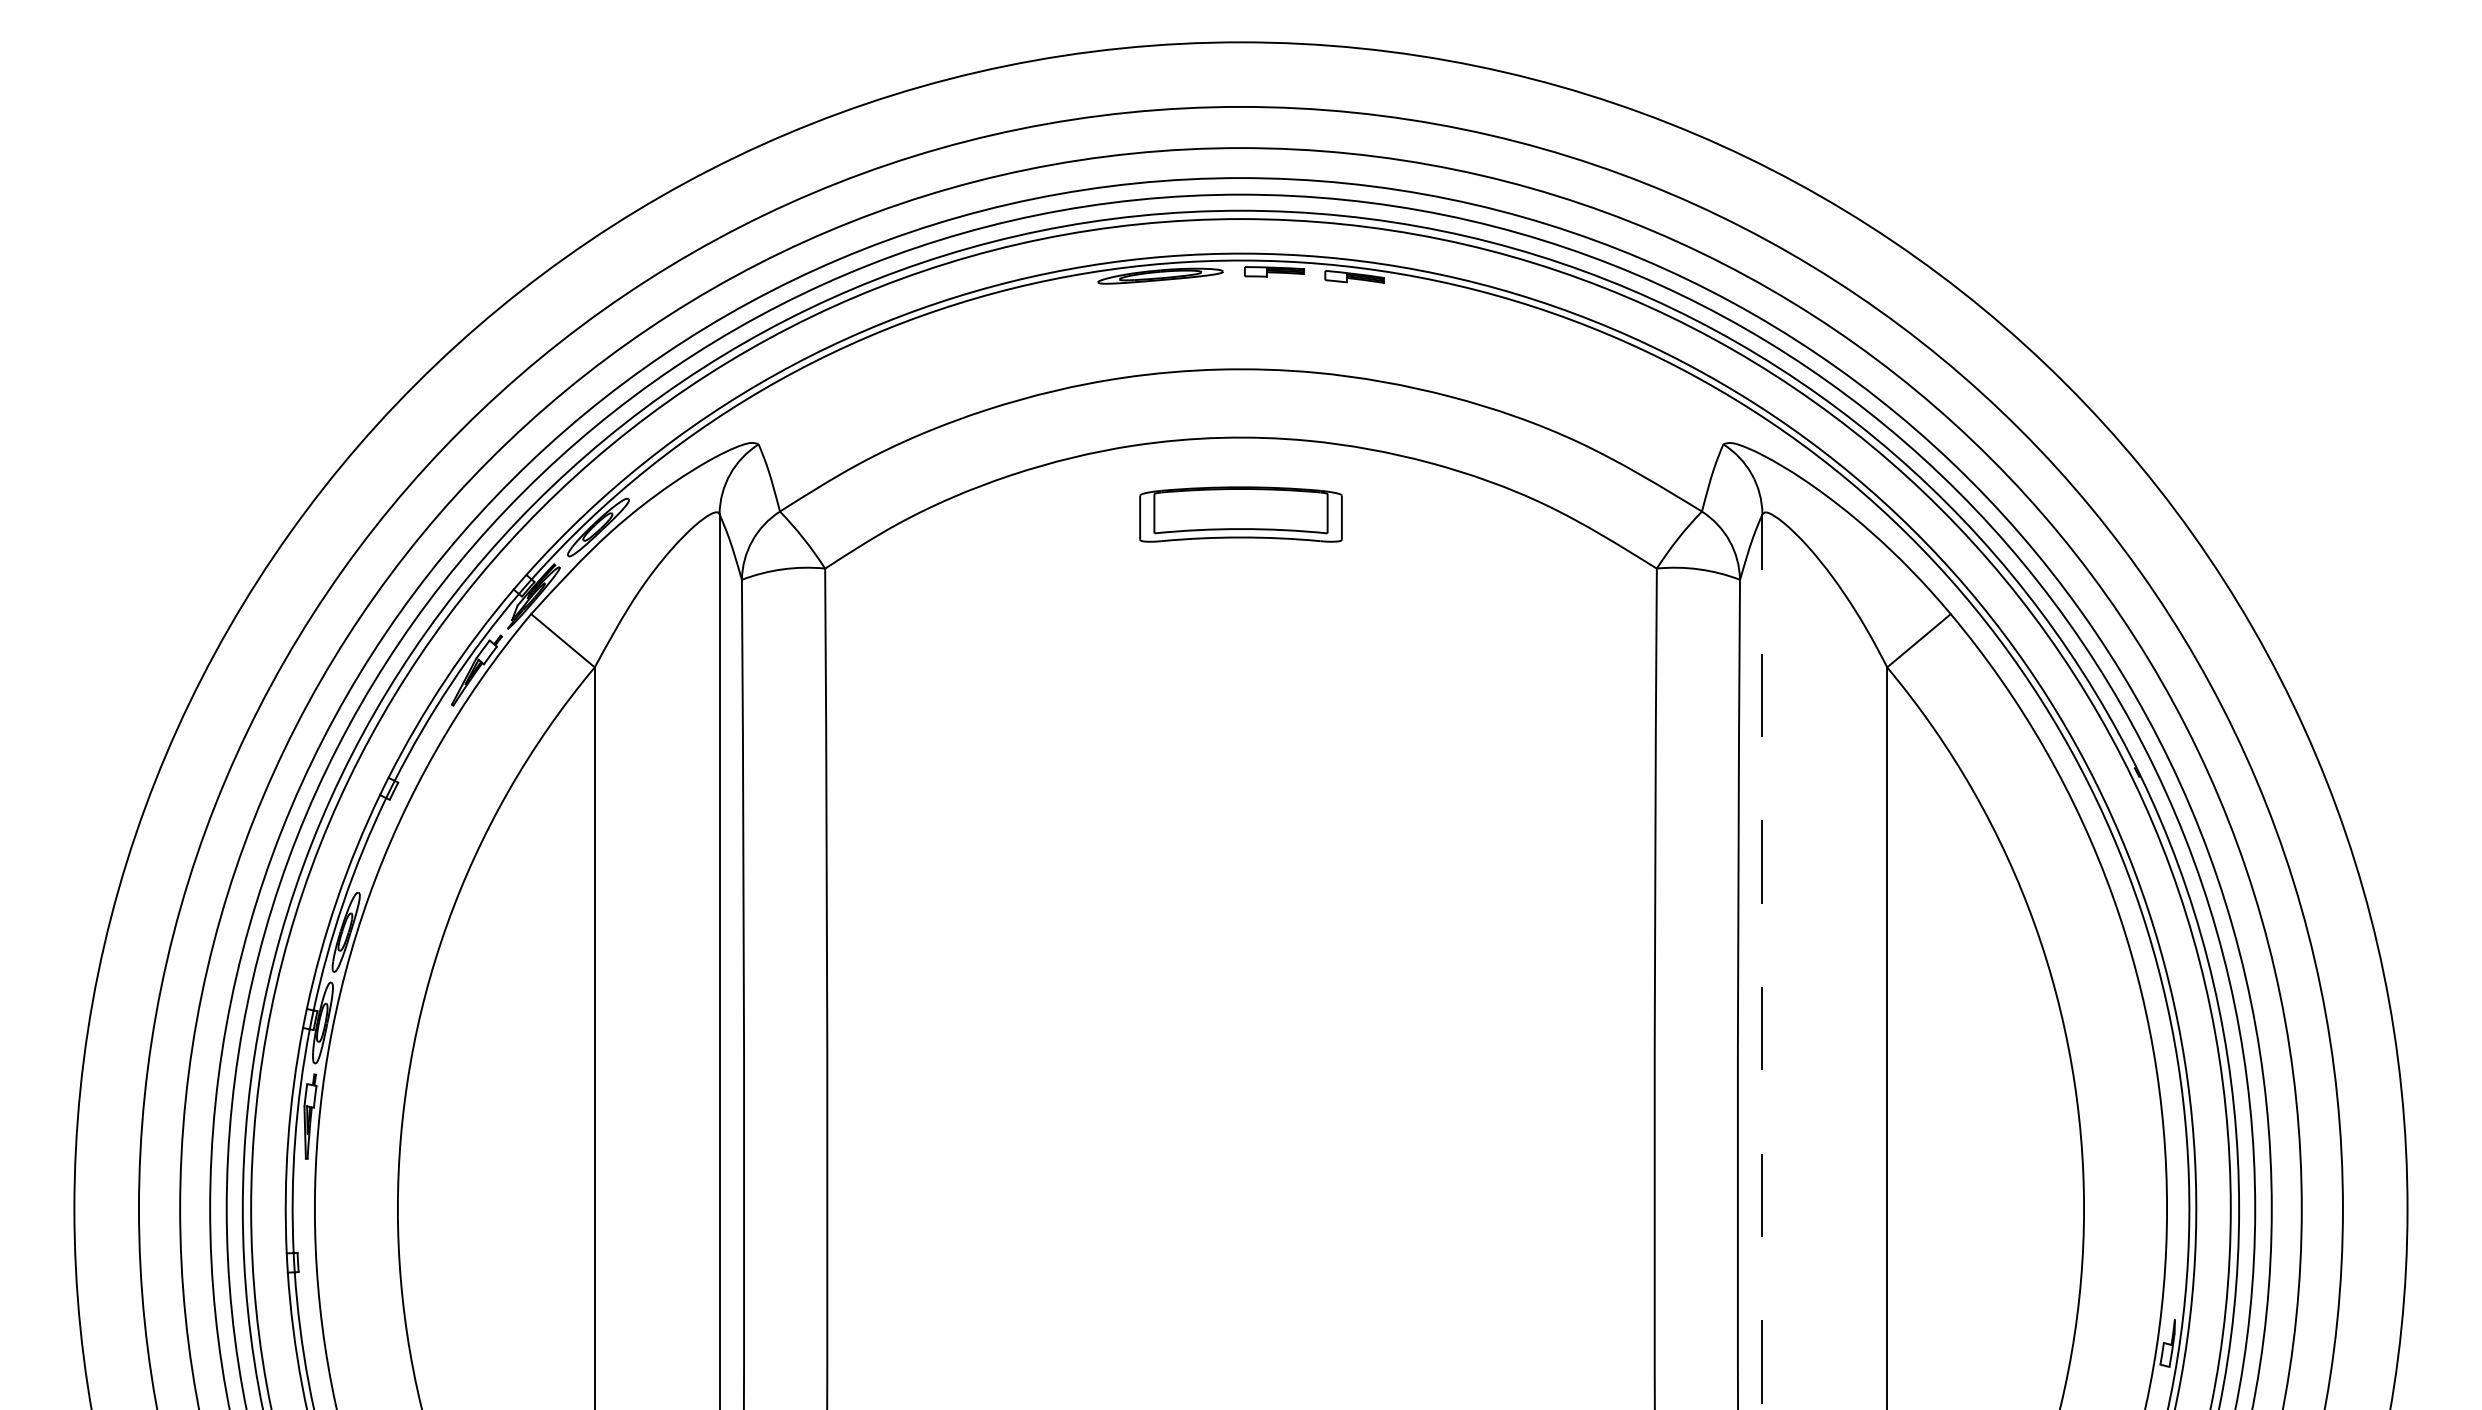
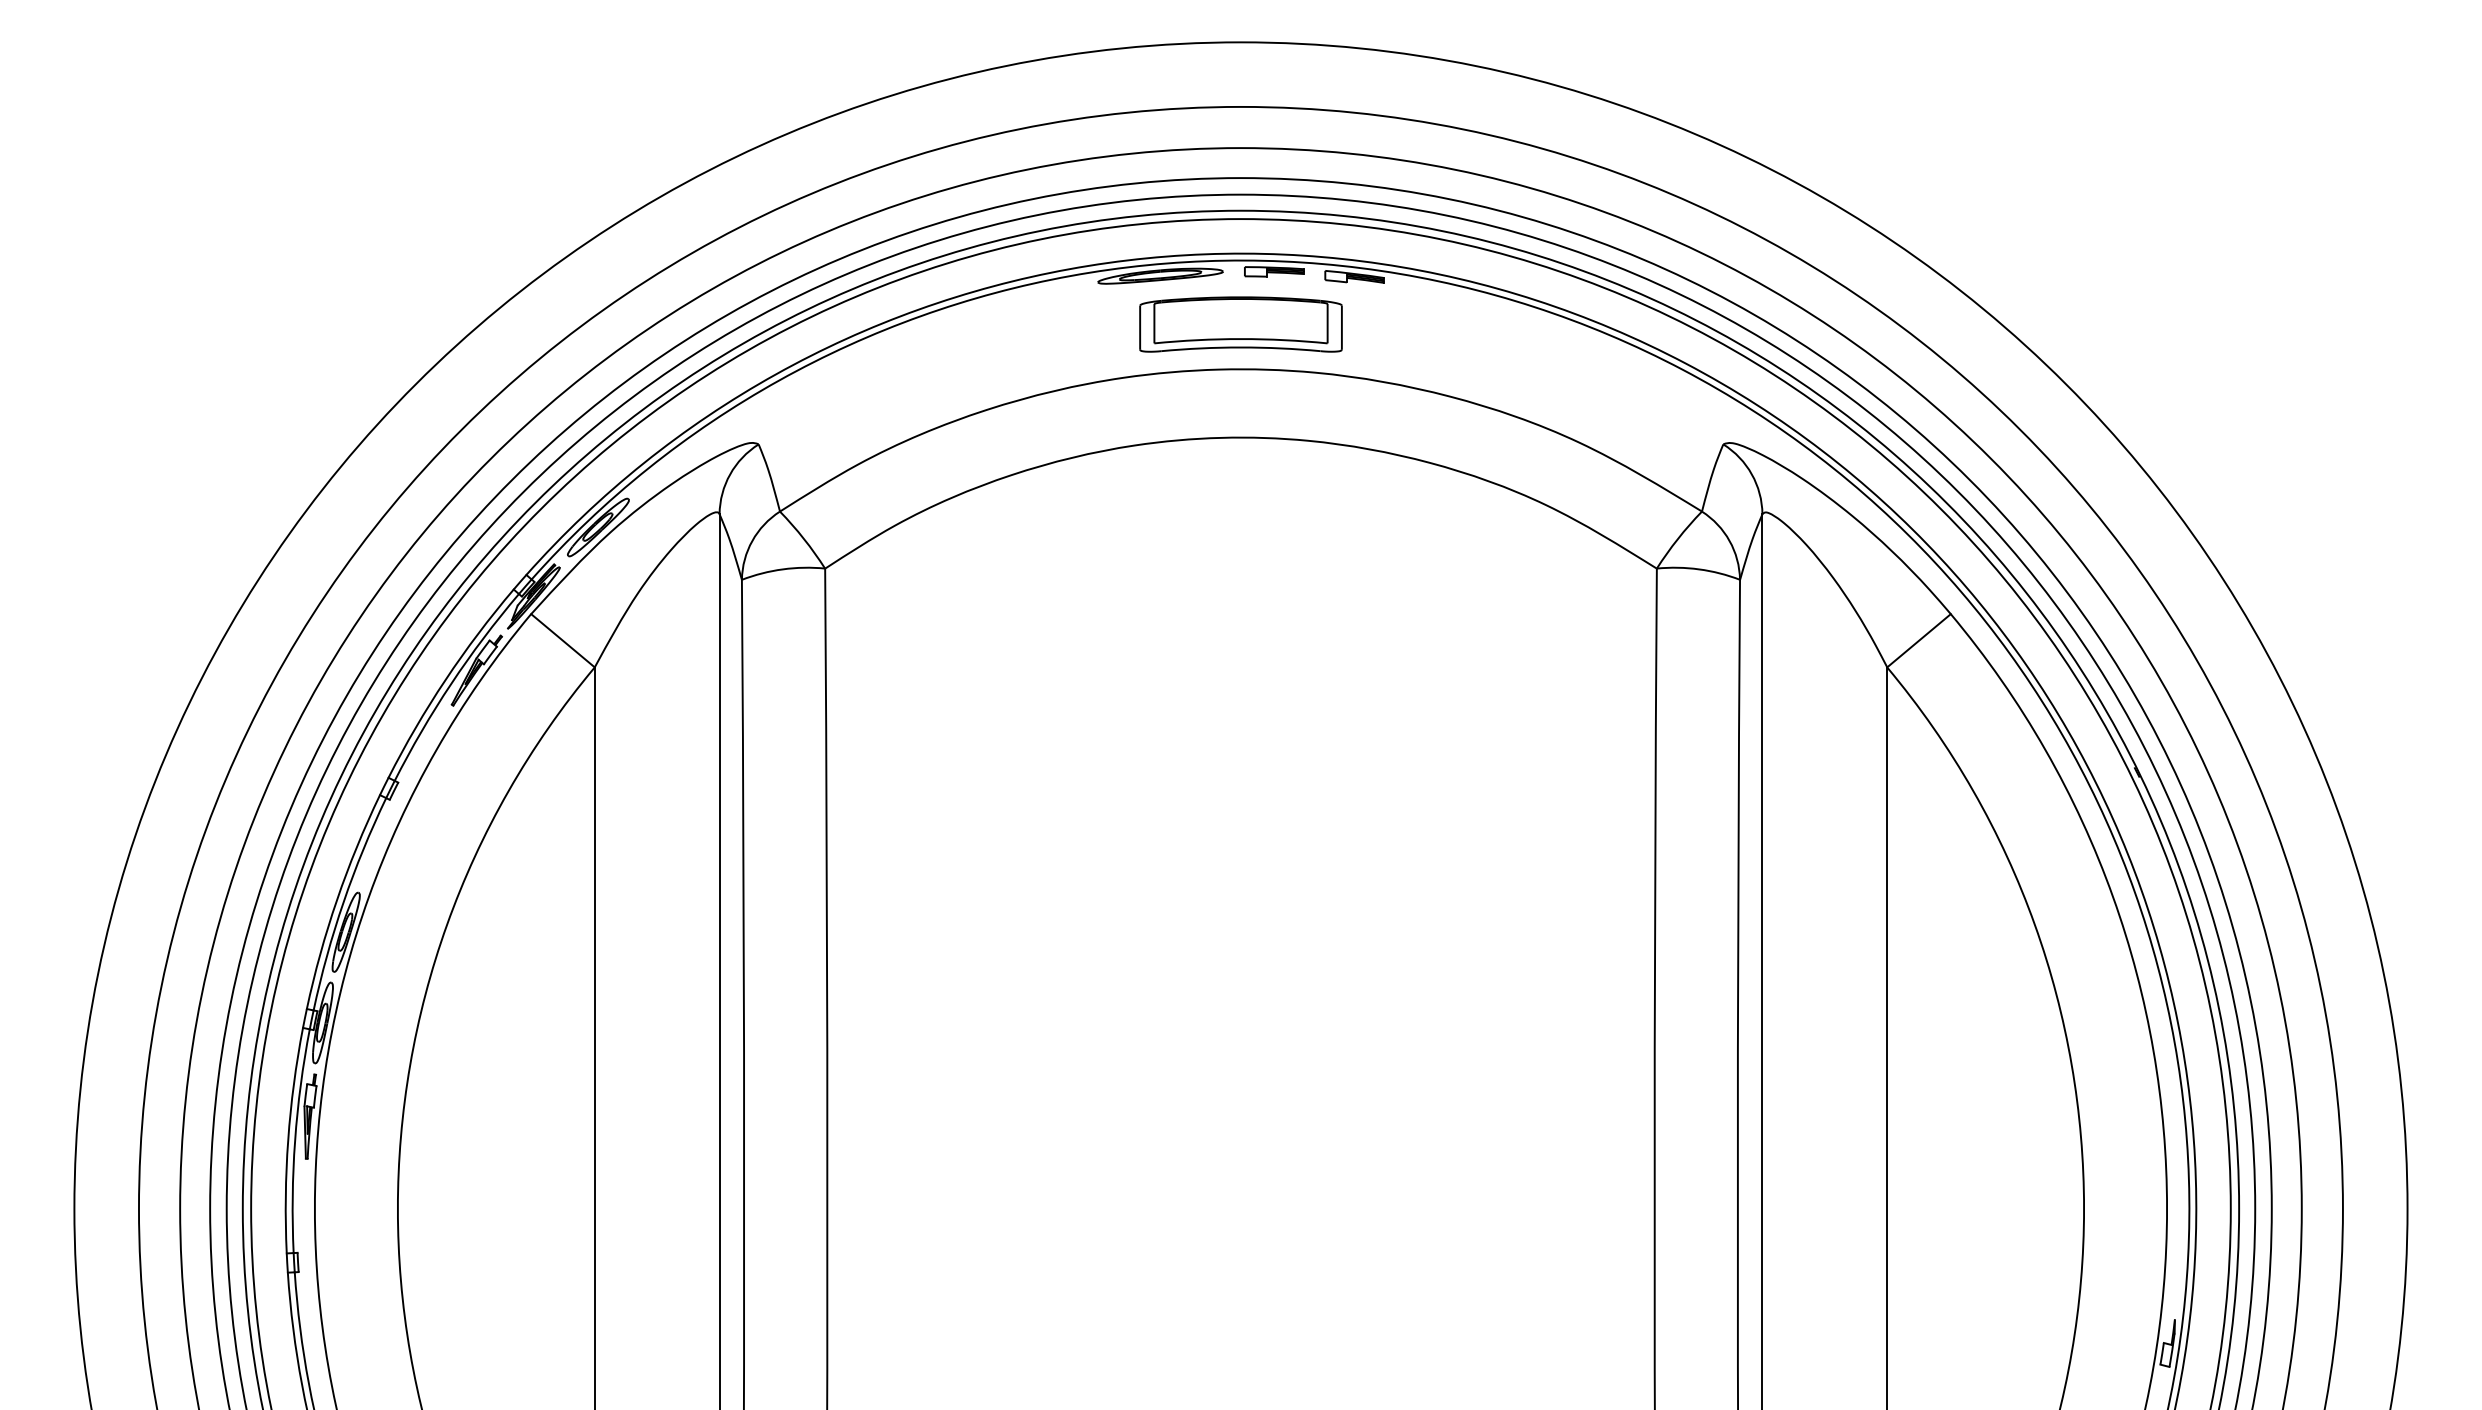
part position: (1240, 514) -> (1240, 324) (1240, 324)
line: dashed -> solid (1762, 962)
